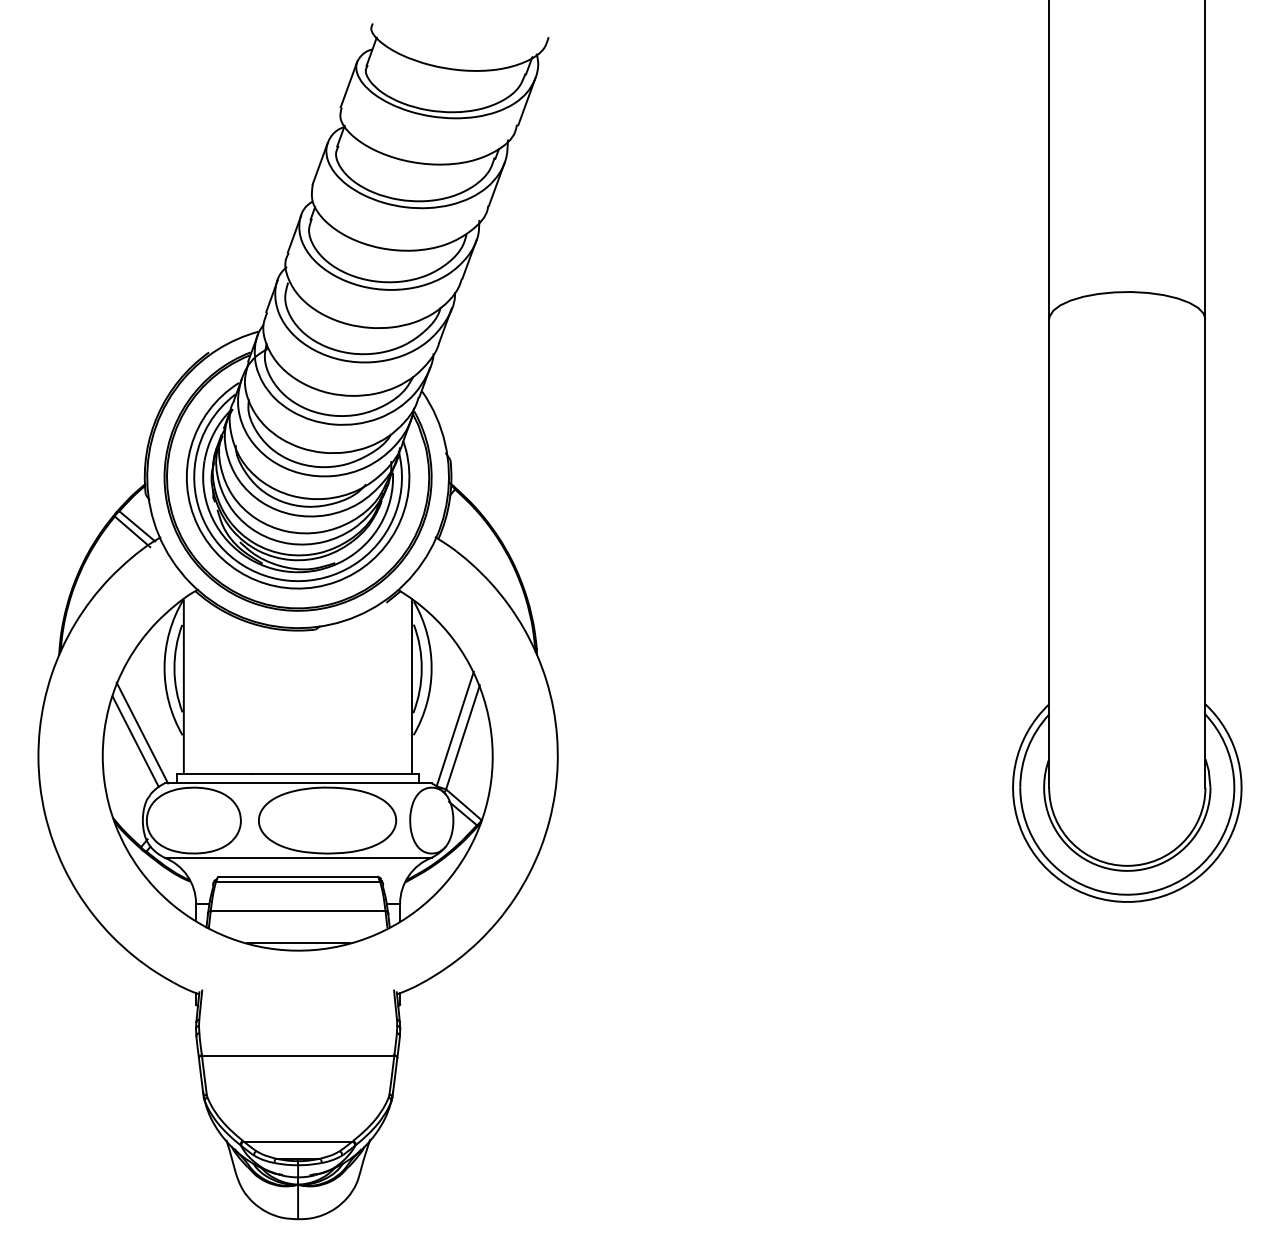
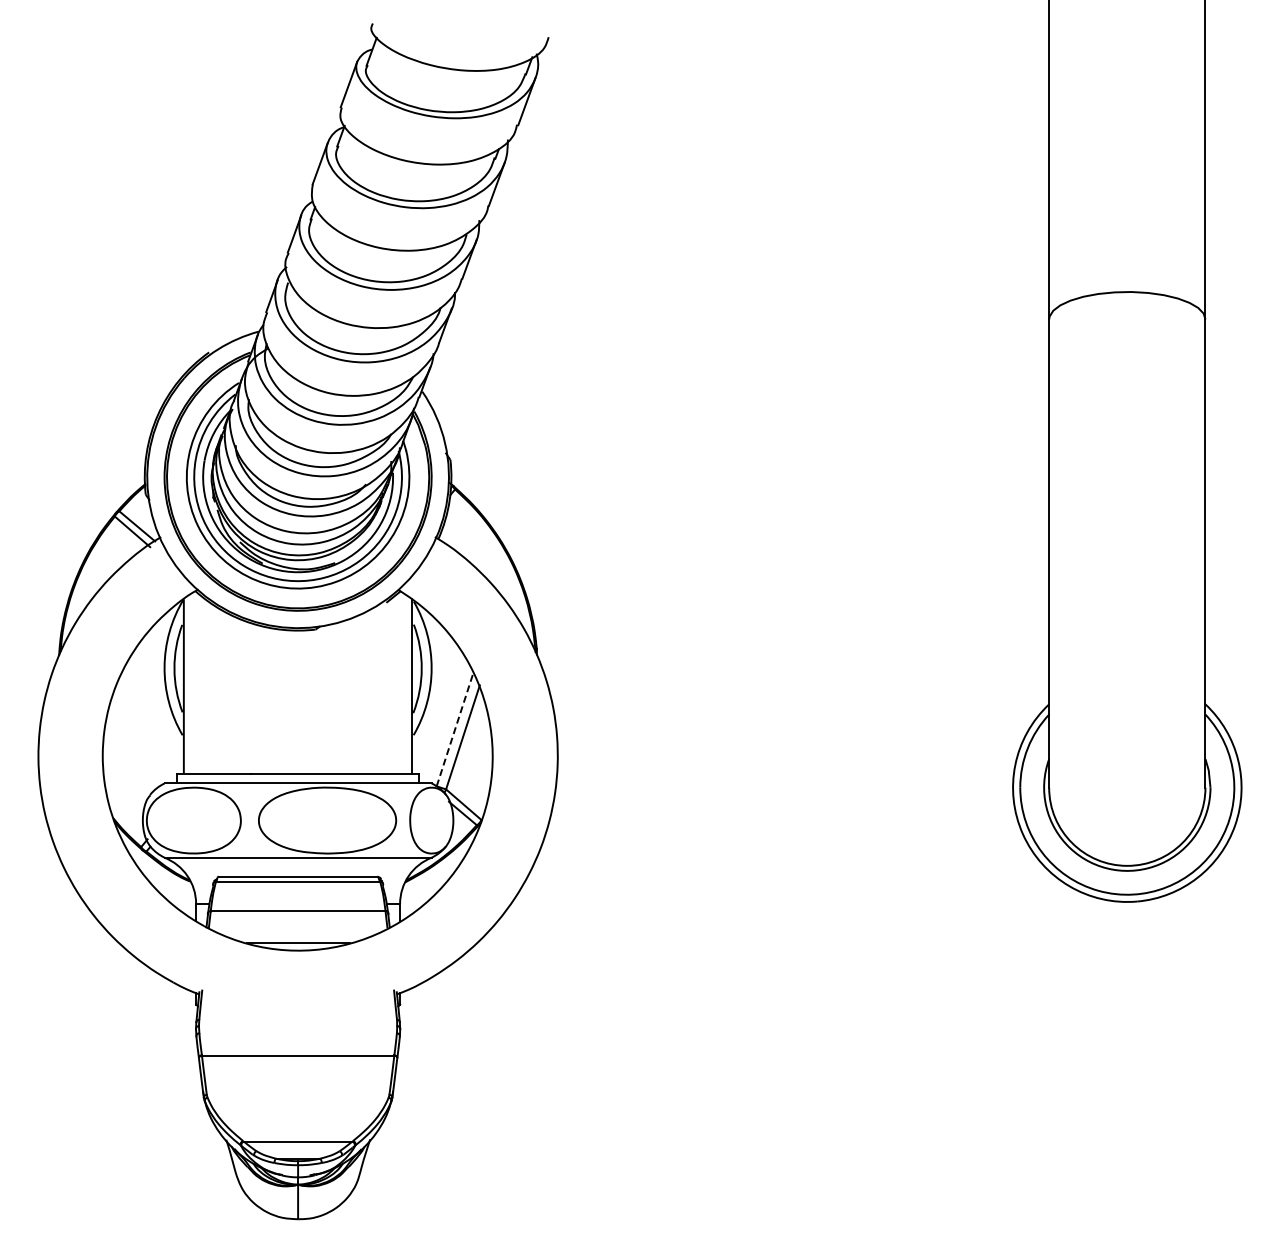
line: solid -> dashed (455, 728)
line: present -> none (142, 732)
line: present -> none (135, 741)
